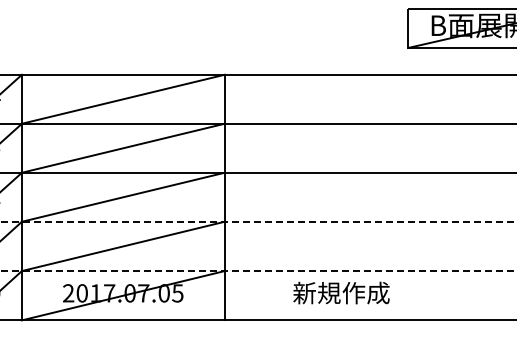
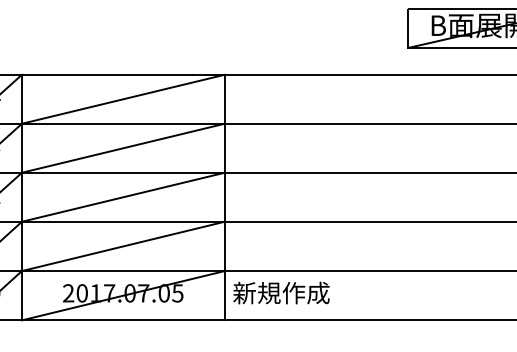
line: dashed -> solid (258, 221)
line: dashed -> solid (258, 271)
text position: (341, 292) -> (281, 292) (281, 292)
